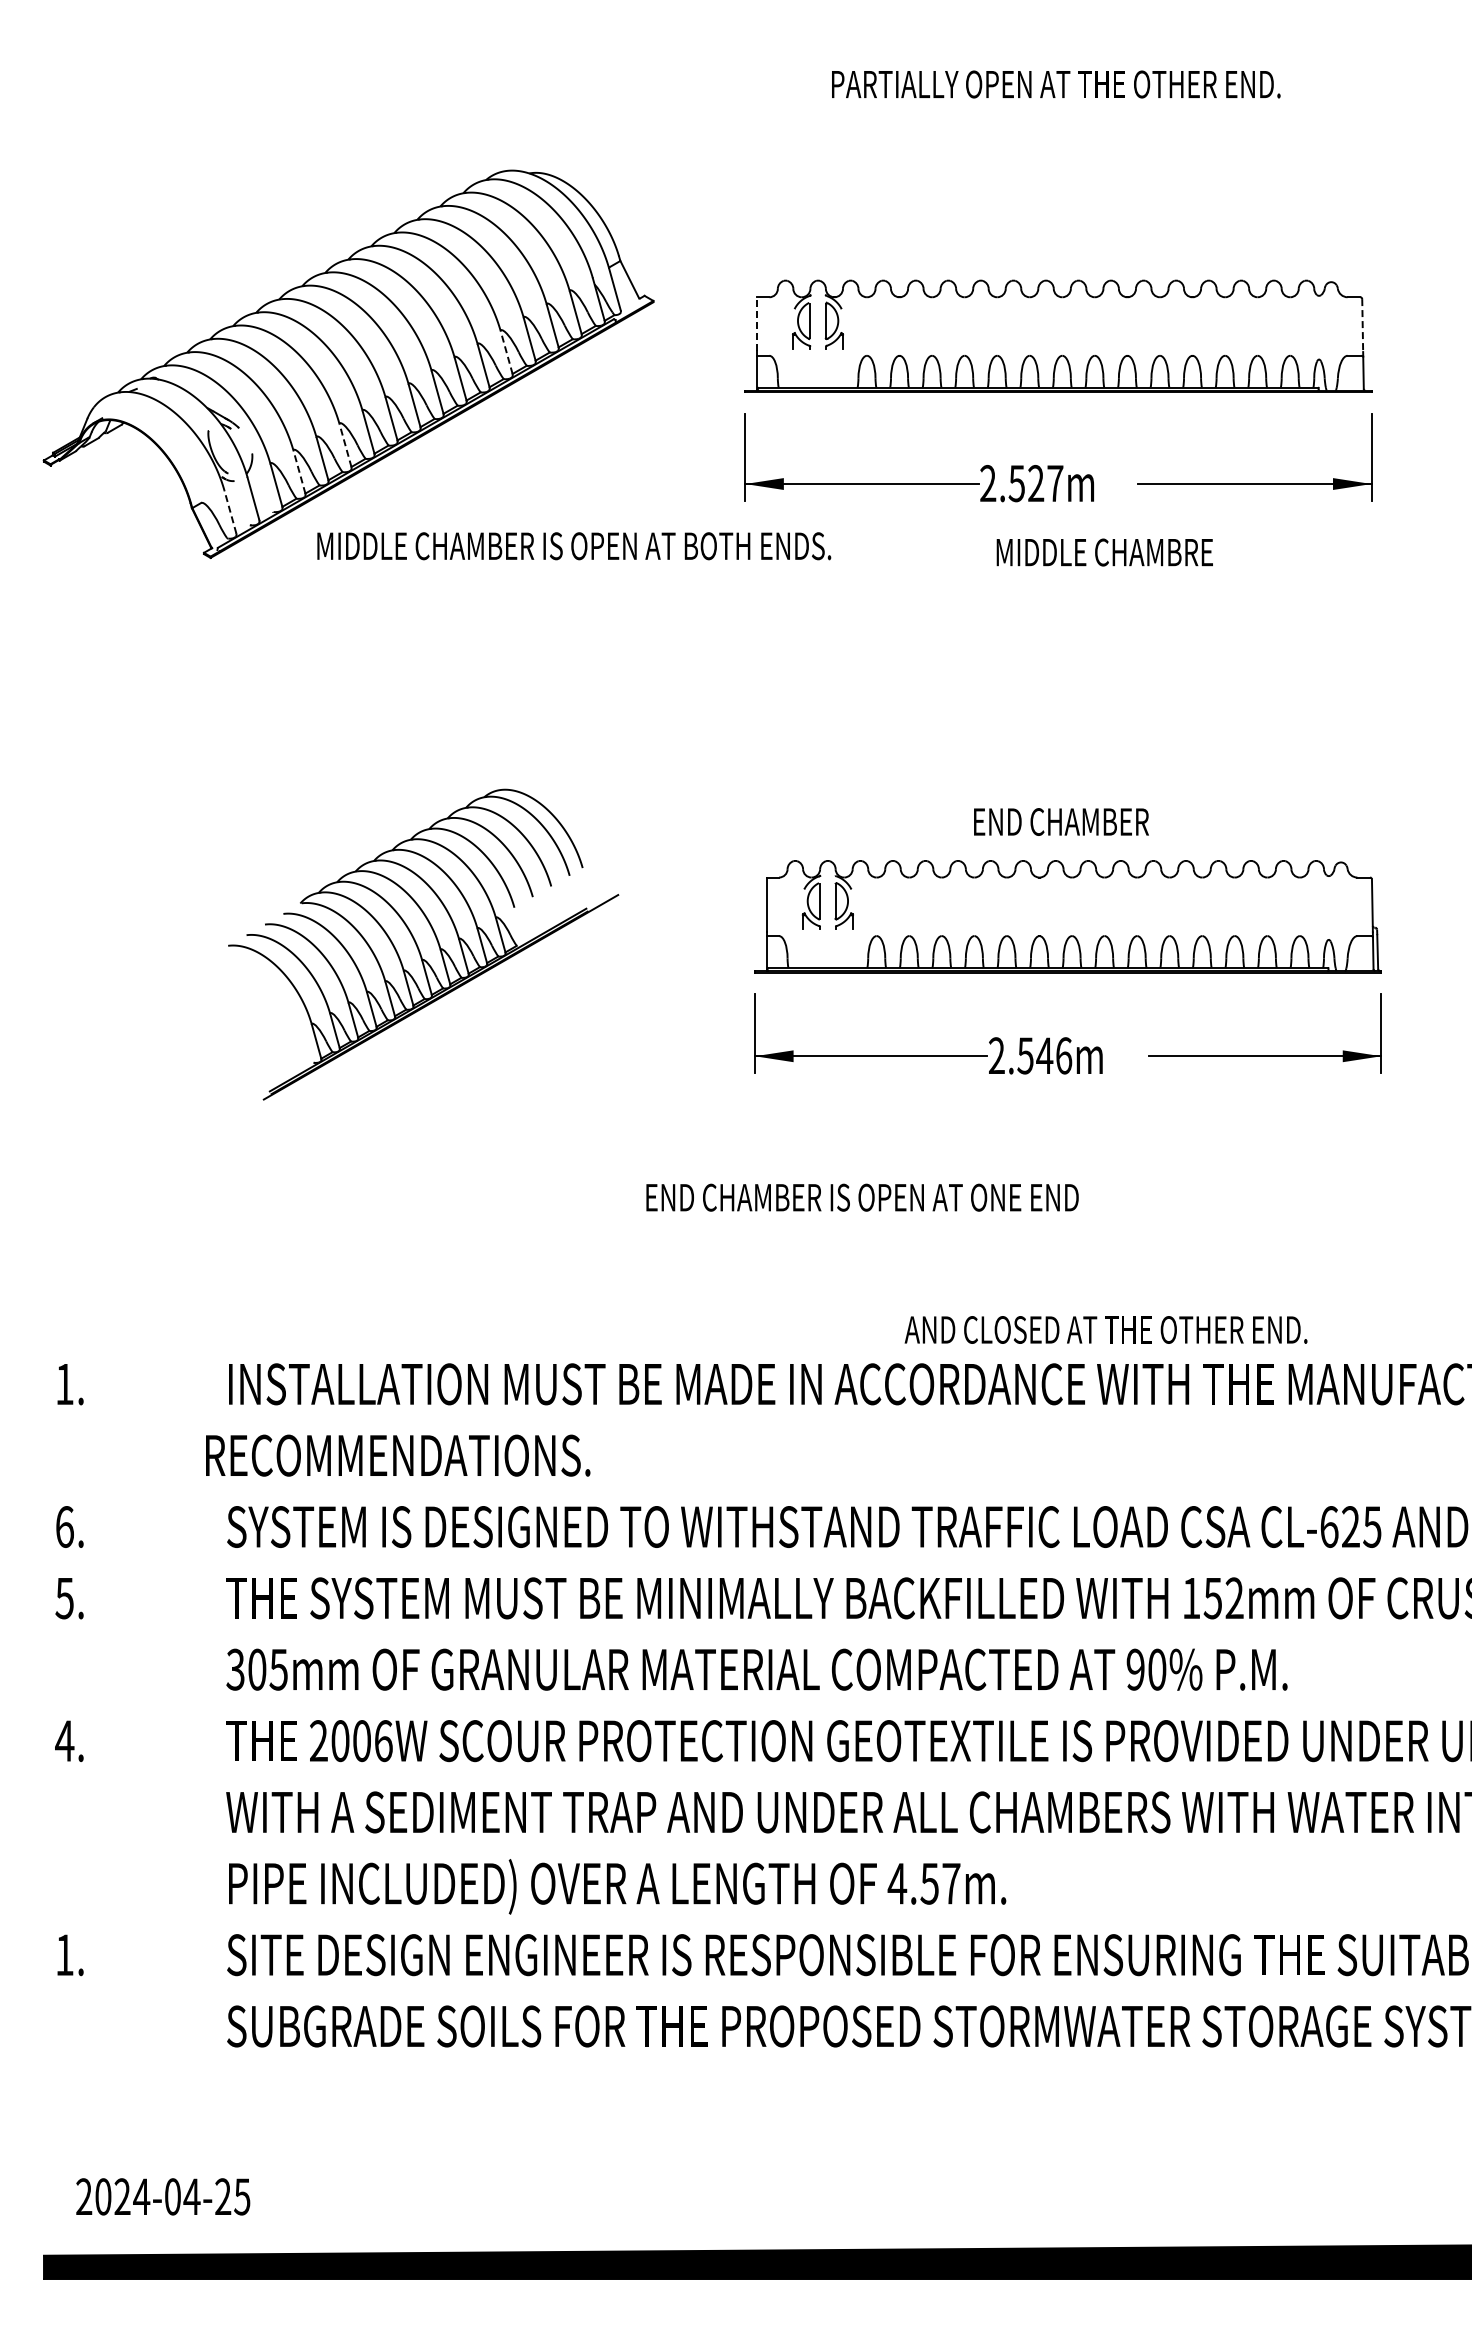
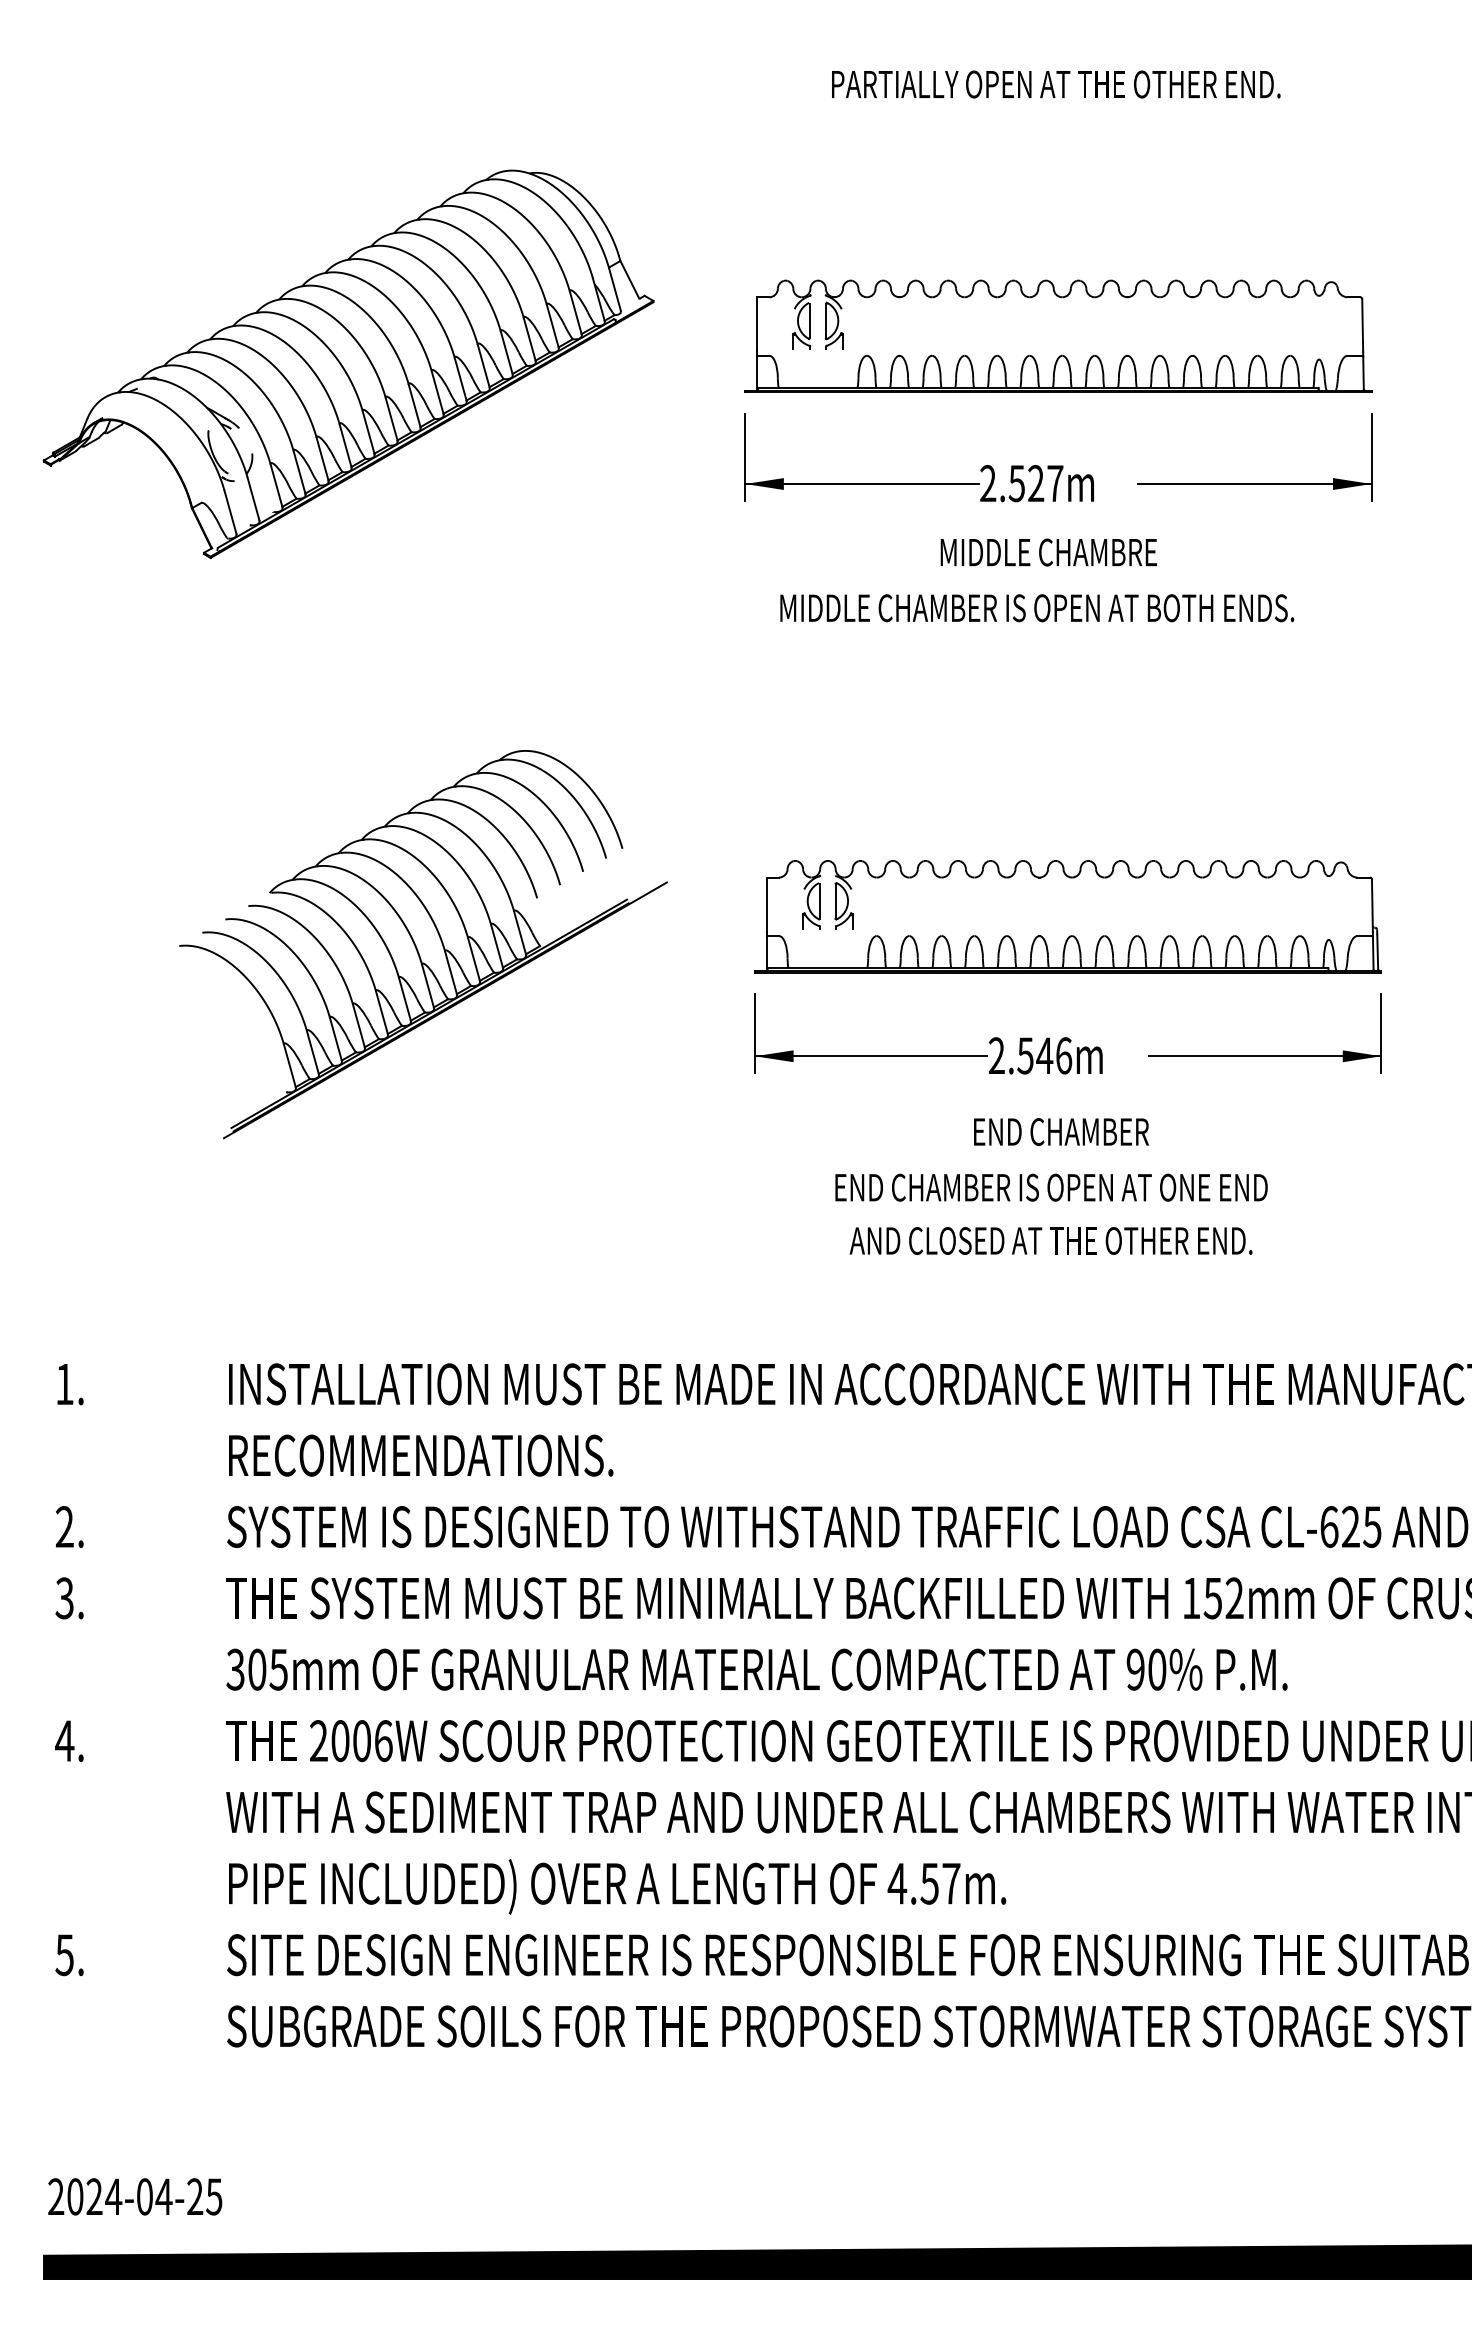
line: dashed -> solid (756, 323)
line: dashed -> solid (1362, 326)
line: dashed -> solid (506, 352)
line: dashed -> solid (345, 445)
line: dashed -> solid (299, 472)
line: dashed -> solid (230, 511)
text position: (574, 546) -> (1037, 608) (1037, 608)
text position: (1104, 552) -> (1048, 552) (1048, 552)
text position: (1061, 821) -> (1061, 1131) (1061, 1131)
part size: 392x313 px -> 489x390 px (423, 944)
text position: (862, 1197) -> (1051, 1187) (1051, 1187)
text position: (1105, 1329) -> (1050, 1240) (1050, 1240)
text position: (398, 1455) -> (421, 1455) (421, 1455)
text: 6. -> 2. (64, 1526)
text: 5. -> 3. (64, 1597)
text: 1. -> 5. (64, 1955)
text position: (163, 2196) -> (135, 2196) (135, 2196)
